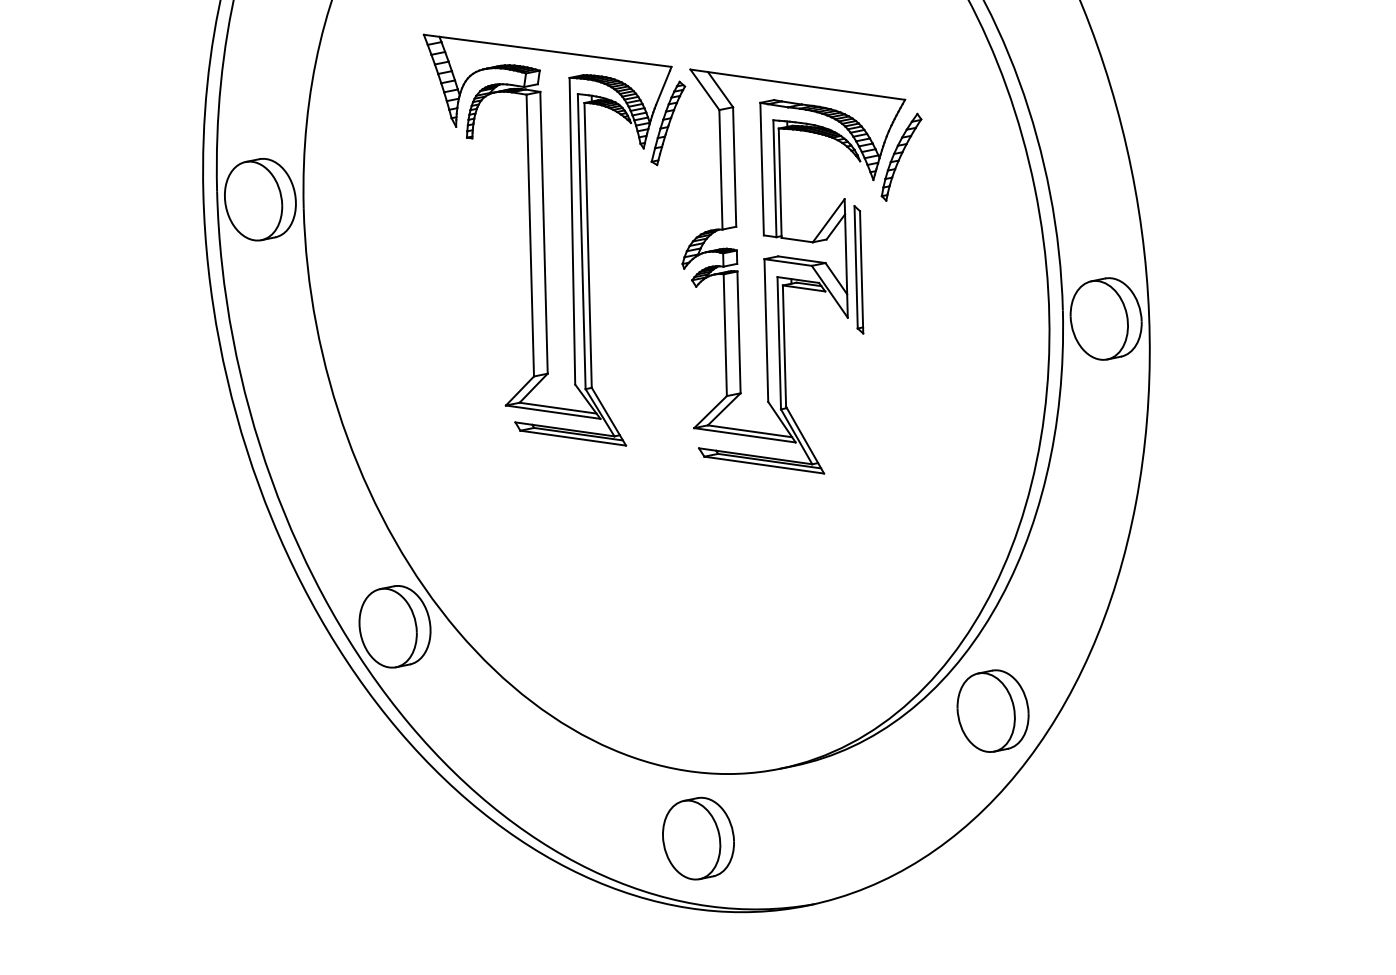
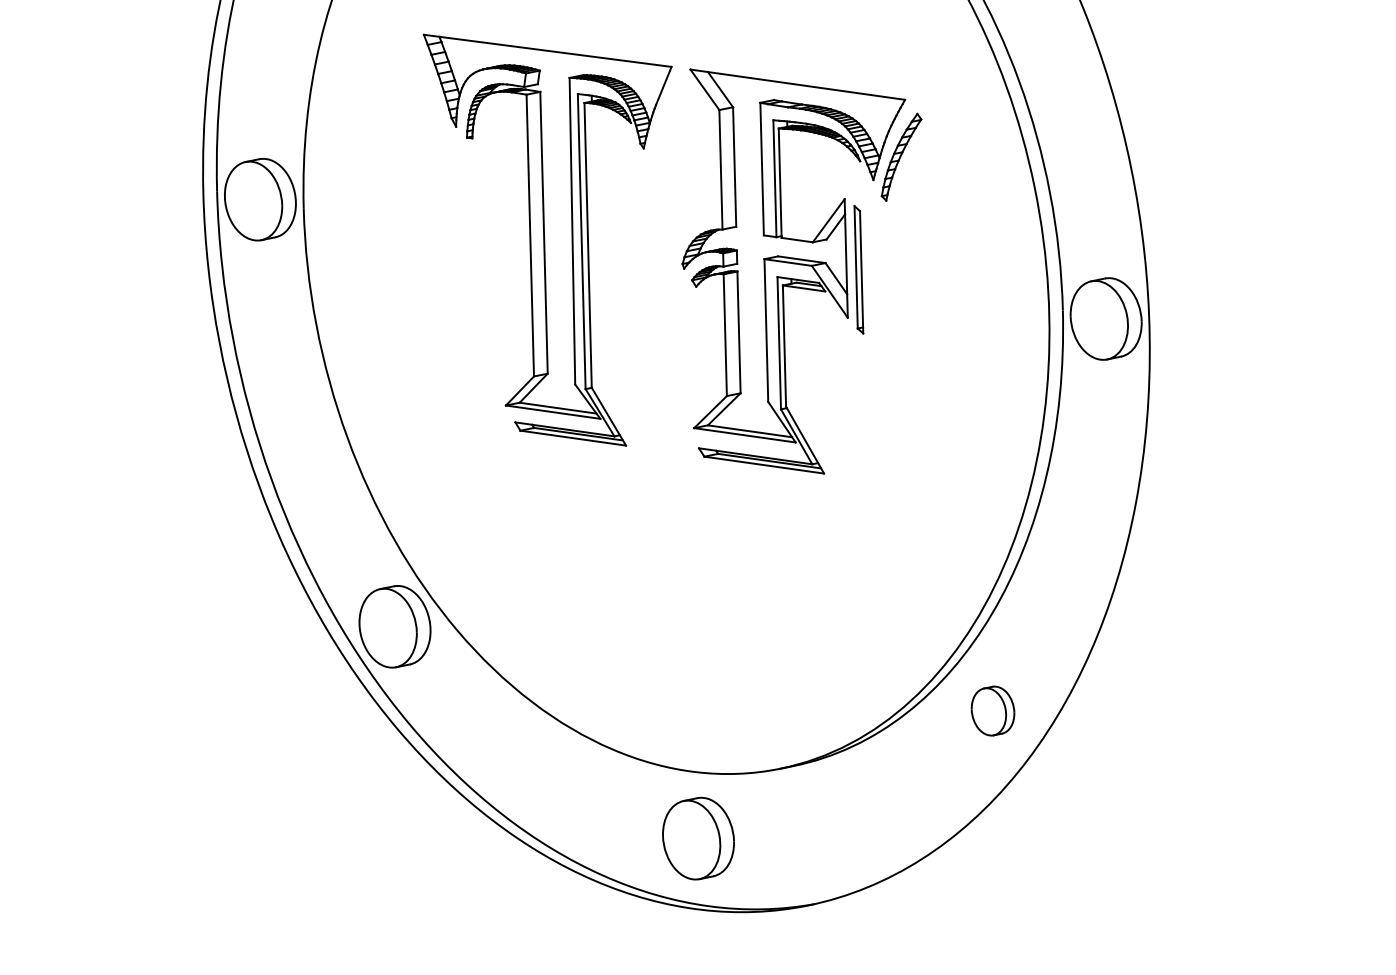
part: present -> none (668, 123)
part size: 74x84 px -> 46x52 px (992, 710)
